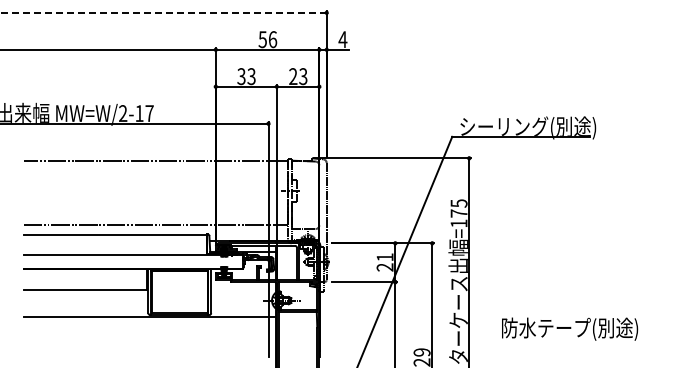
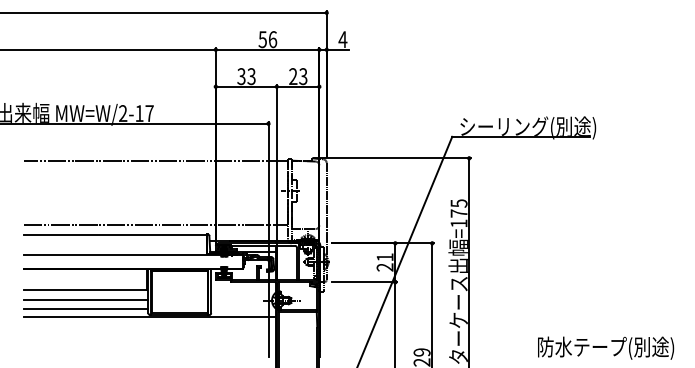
line: dashed -> solid (163, 12)
line: none -> present (85, 300)
line: none -> present (85, 308)
text position: (570, 328) -> (606, 347) (606, 347)
